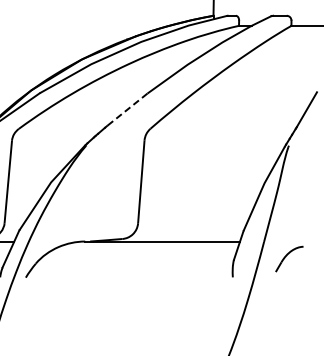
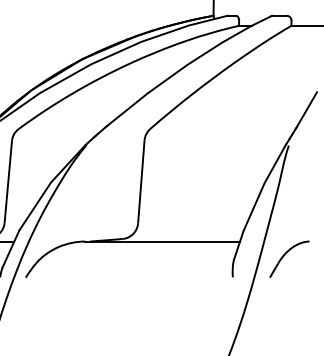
line: dashed -> solid (127, 109)
part size: 29x28 px -> 41x38 px (289, 258)
